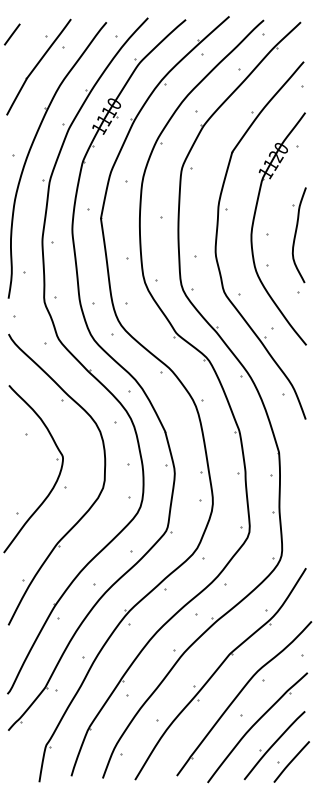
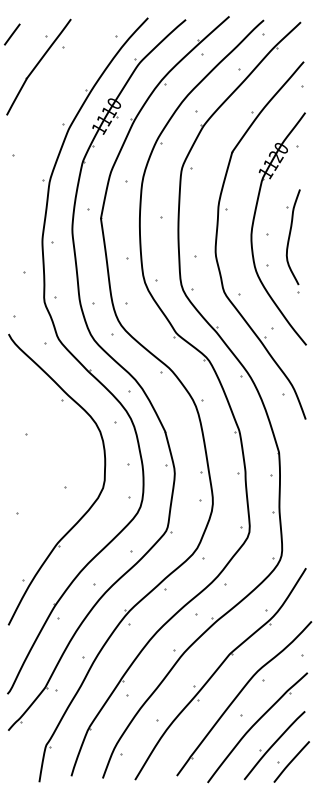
part: present -> none (31, 149)
part position: (298, 235) -> (292, 237) (292, 237)
part: present -> none (57, 476)
